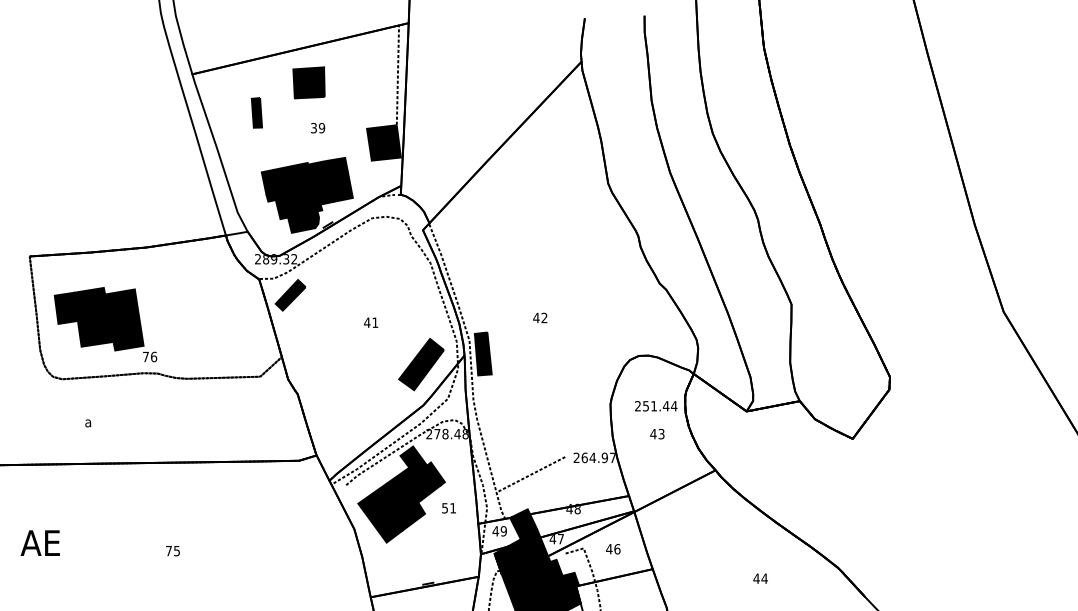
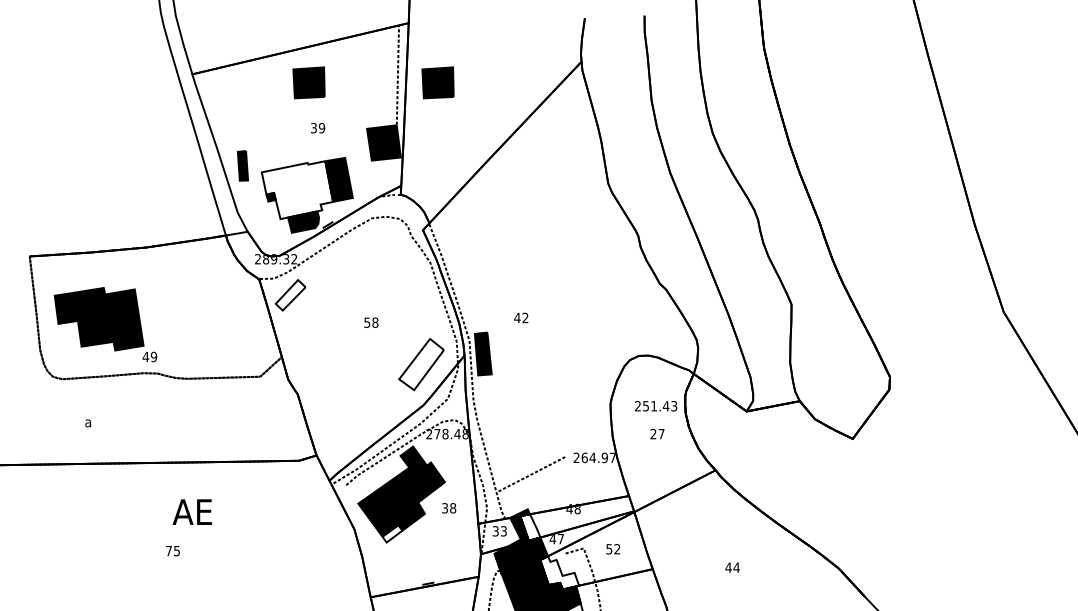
part: none -> present (437, 82)
part position: (256, 112) -> (242, 165) (242, 165)
fill: present -> none (297, 190)
fill: present -> none (290, 295)
text position: (540, 317) -> (521, 317) (521, 317)
text: 41 -> 58 (371, 322)
text: 76 -> 49 (149, 356)
fill: present -> none (421, 364)
text: 251.44 -> 251.43 (674, 406)
text: 43 -> 27 (657, 433)
text: 51 -> 38 (449, 508)
fill: present -> none (530, 527)
text: 49 -> 33 (499, 531)
fill: present -> none (392, 533)
text position: (39, 542) -> (191, 511) (191, 511)
text: 46 -> 52 (613, 549)
fill: present -> none (559, 572)
text position: (760, 578) -> (732, 567) (732, 567)
